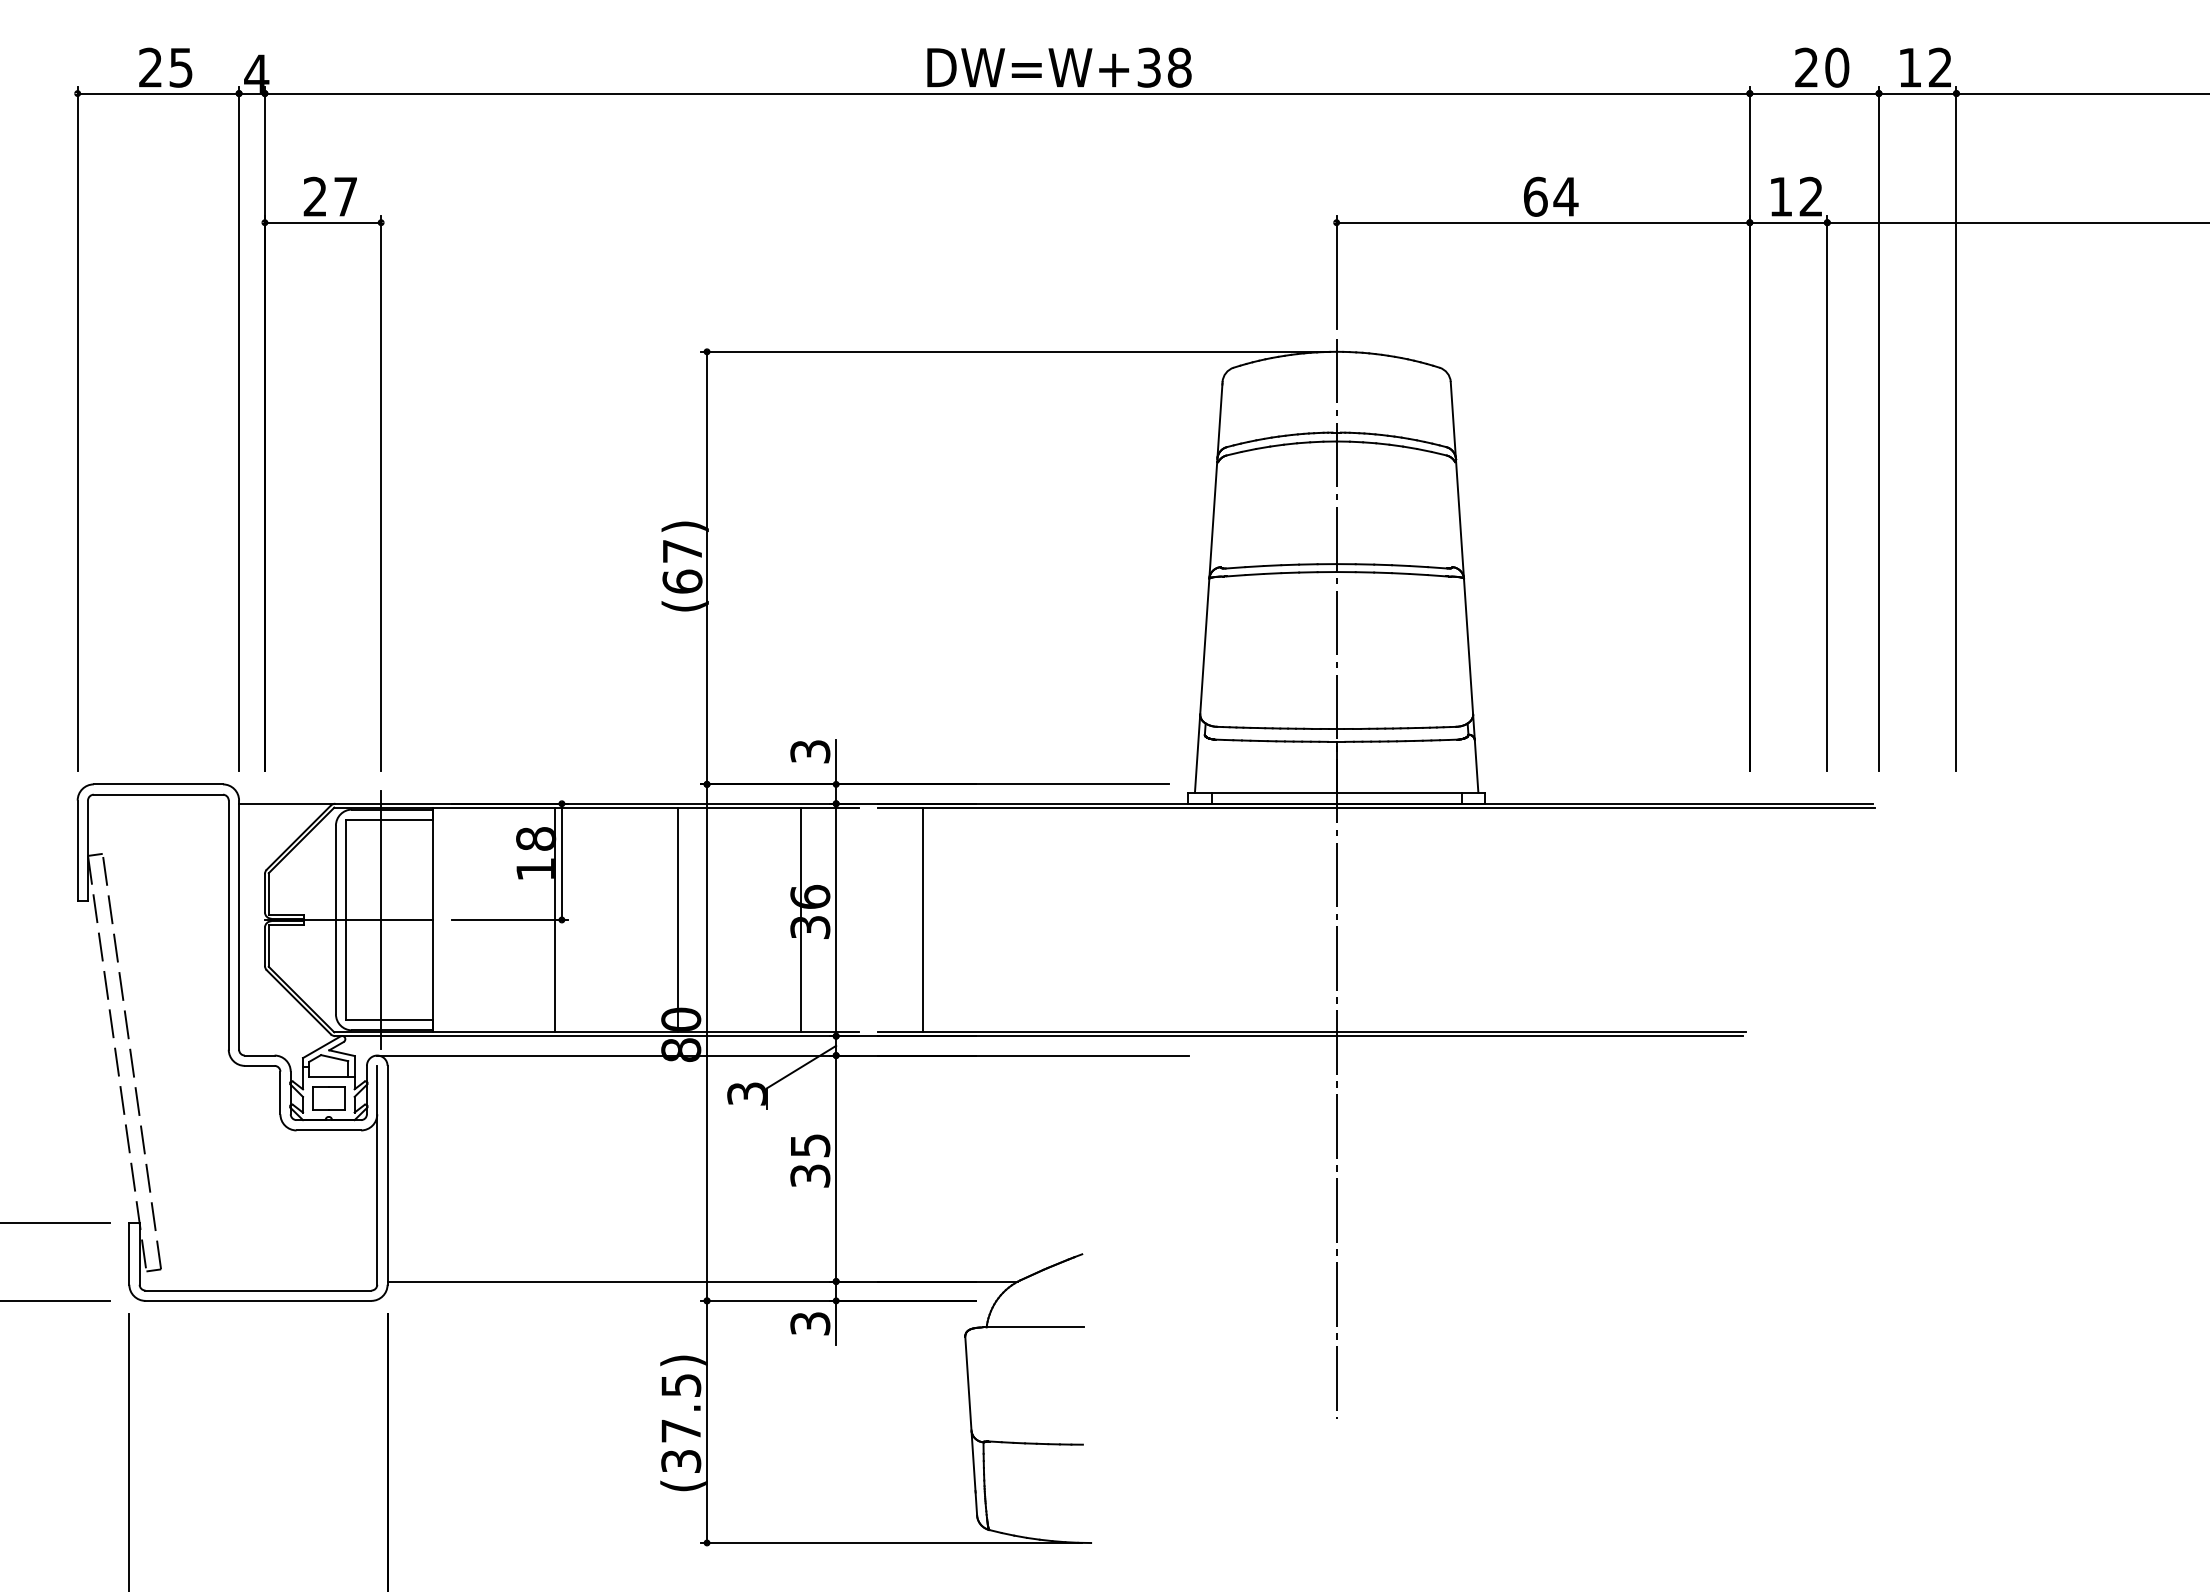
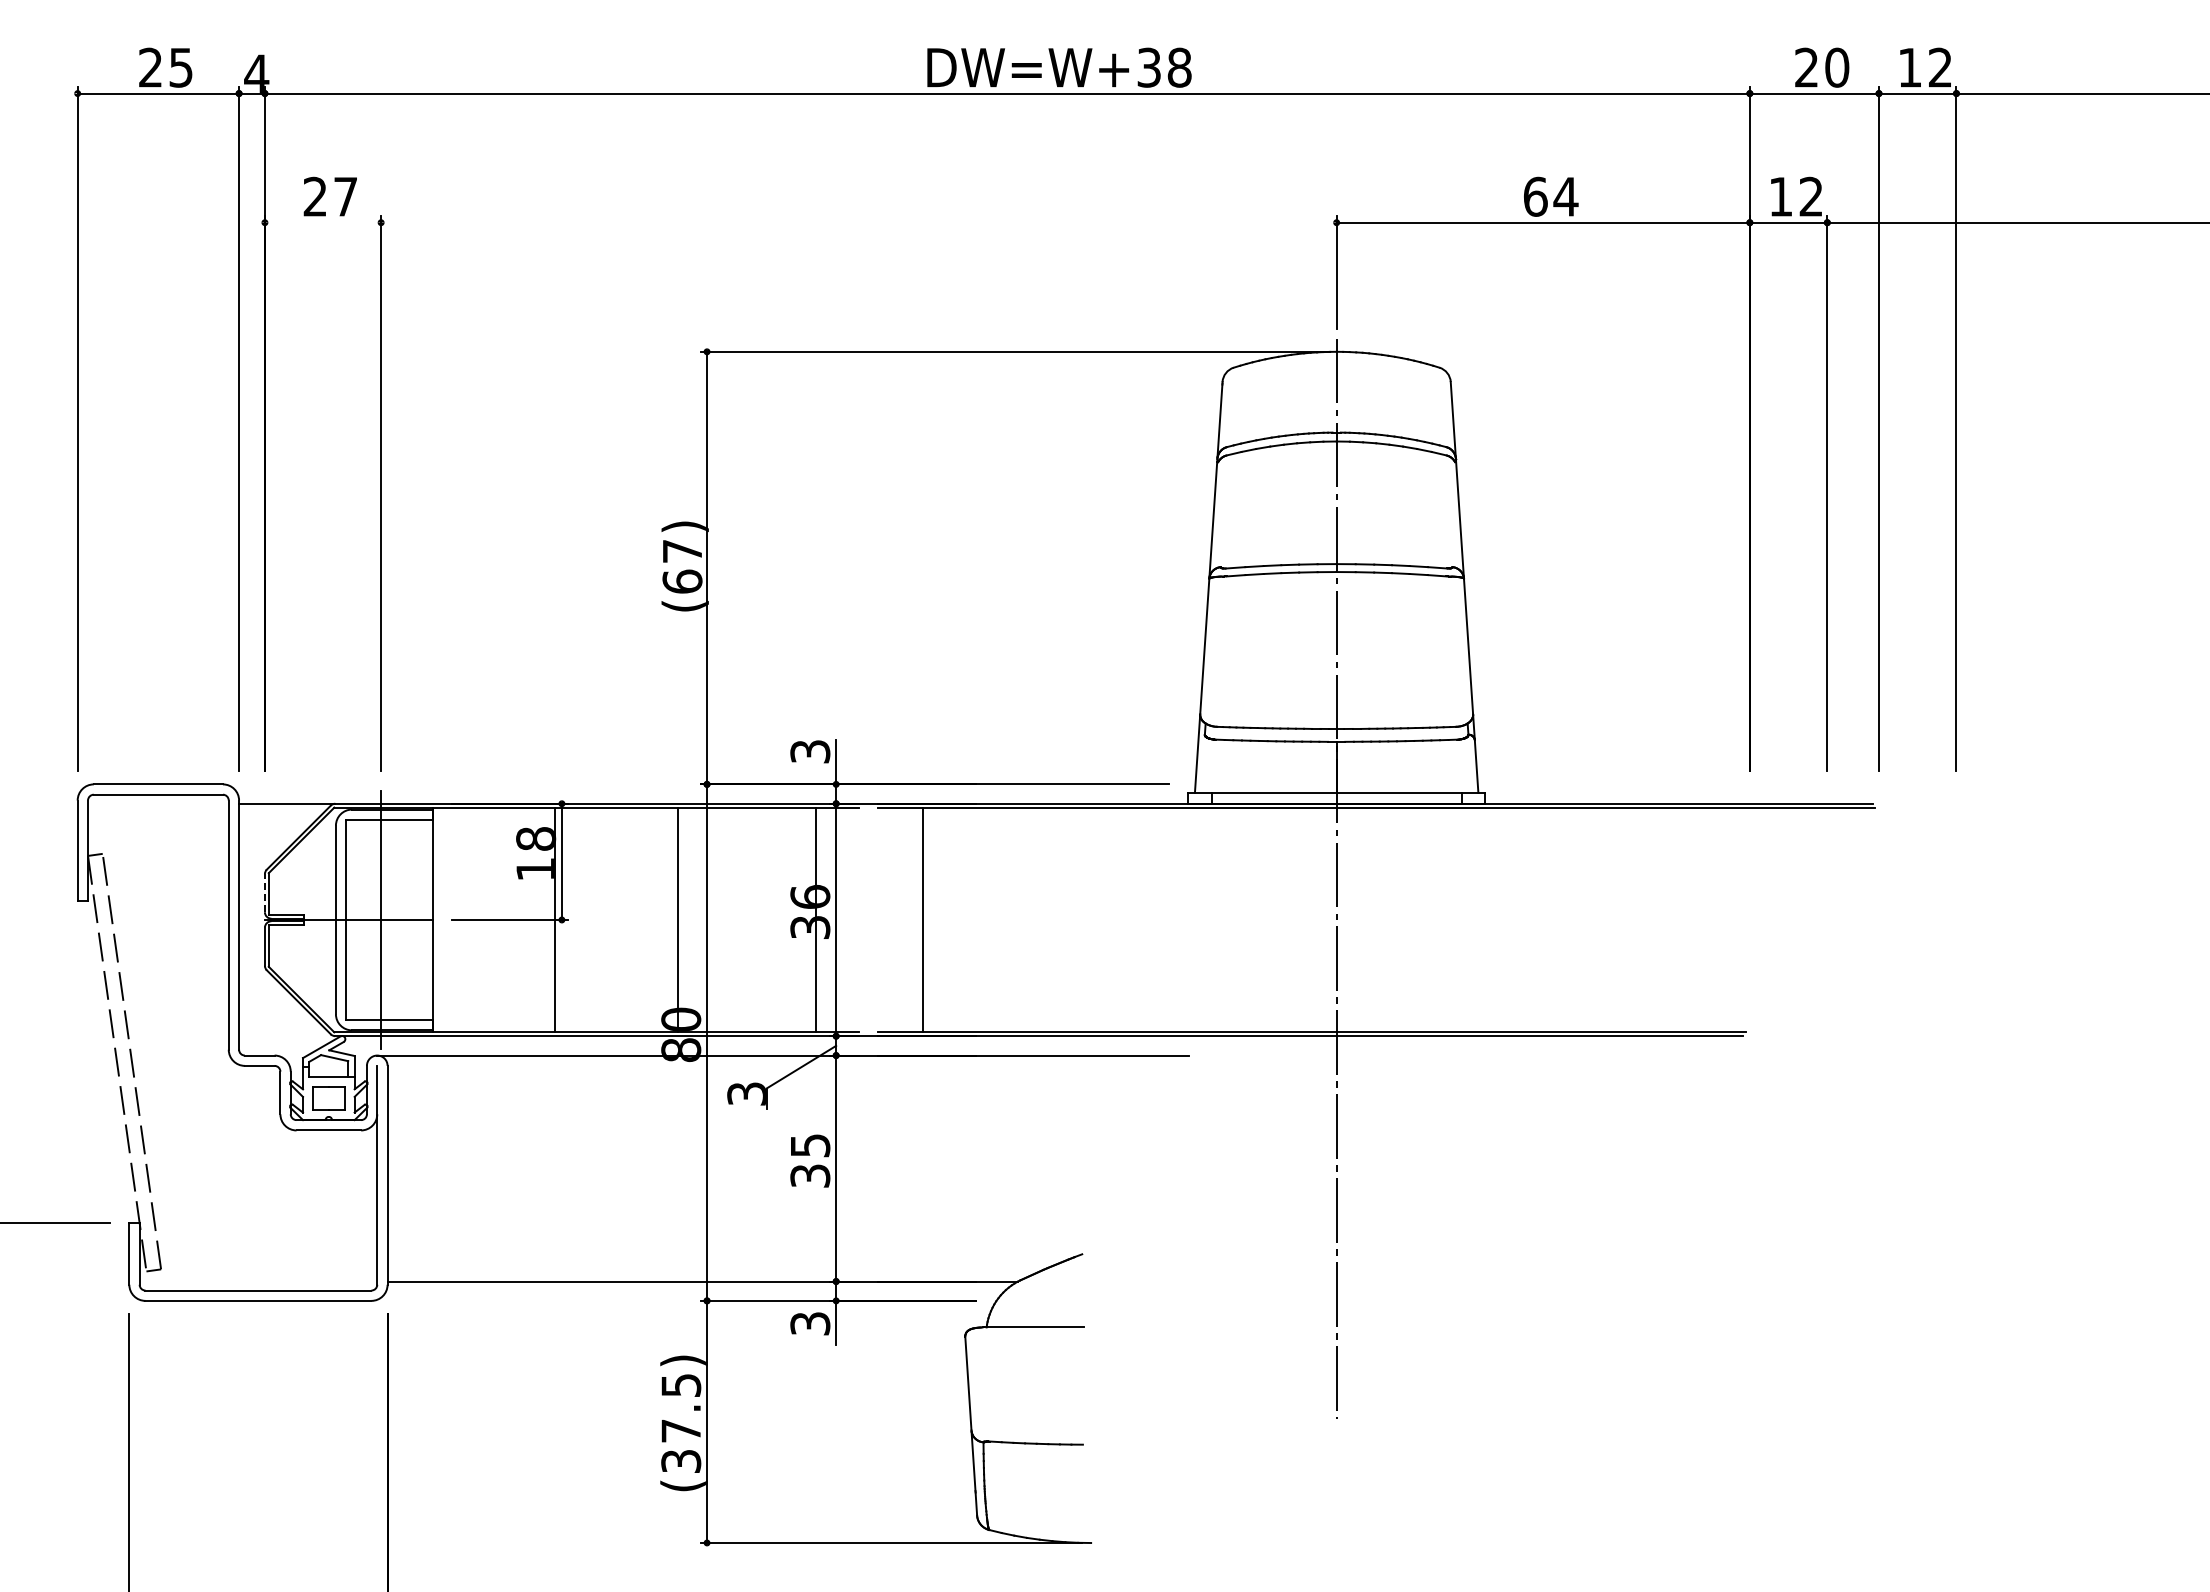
line: present -> none (322, 222)
line: solid -> dashed (264, 892)
line position: (800, 919) -> (815, 919) (815, 919)
line: present -> none (55, 1300)
